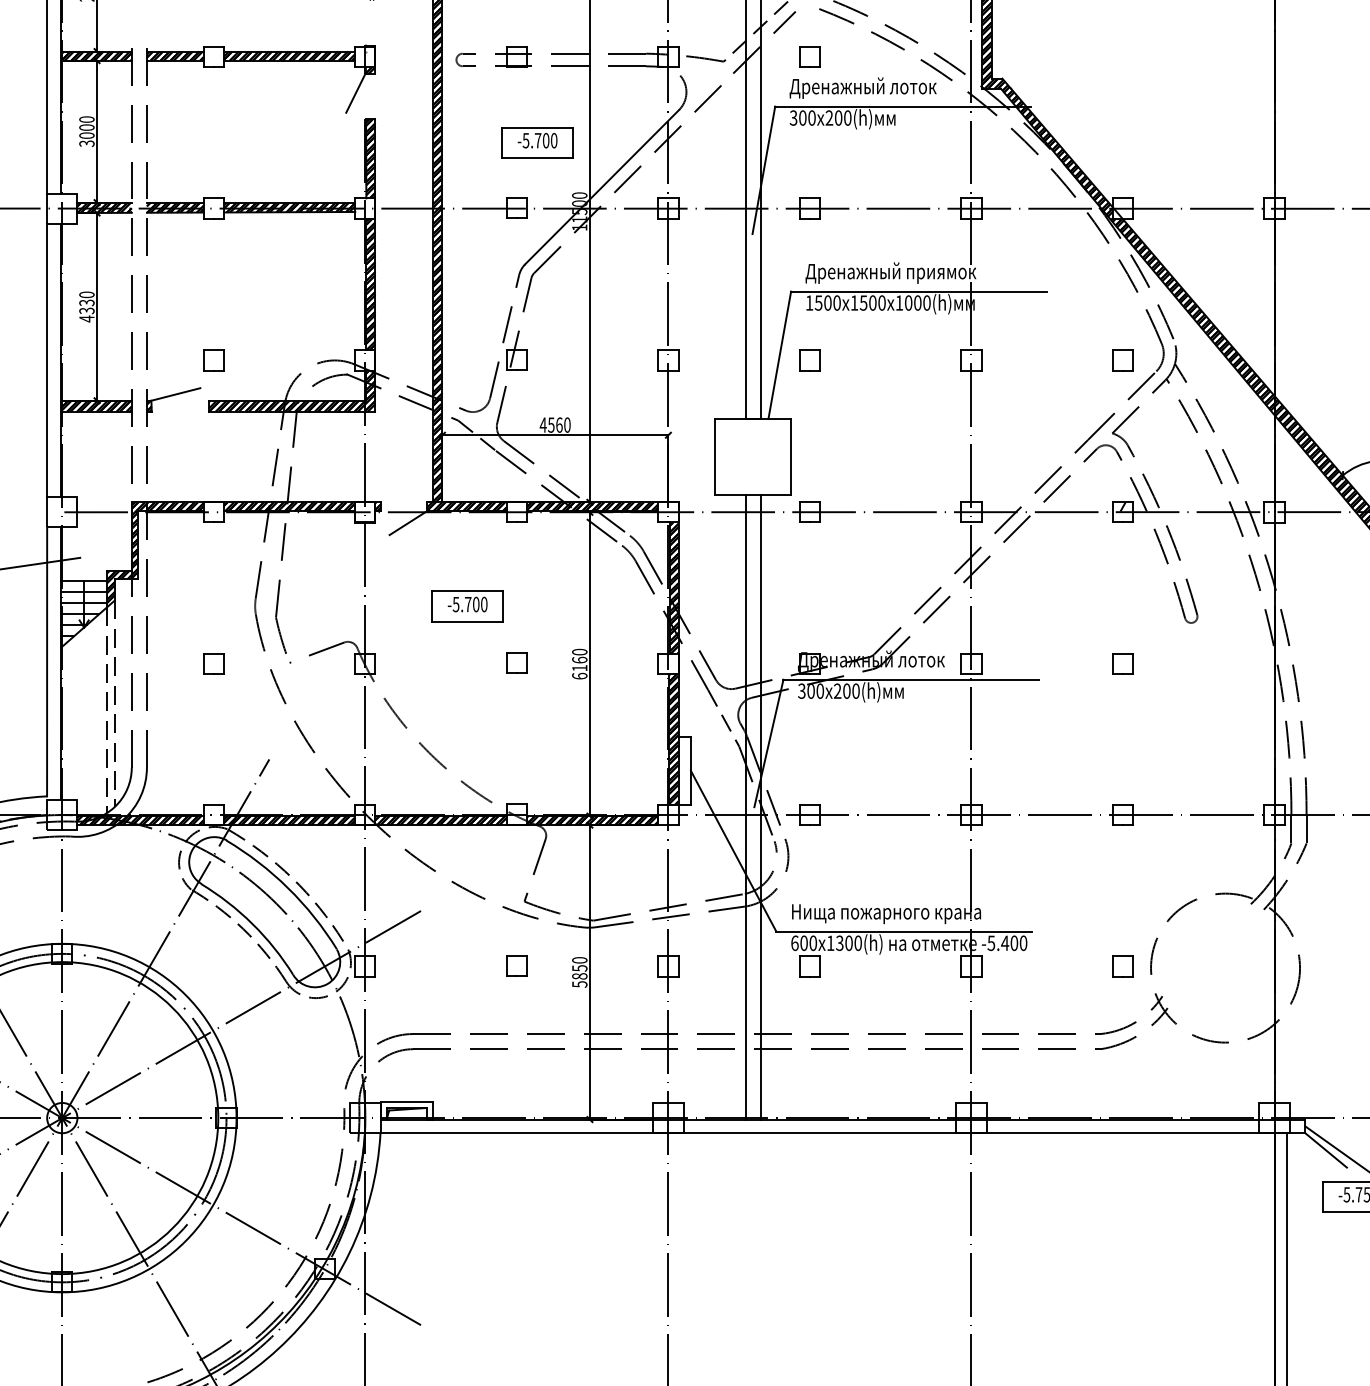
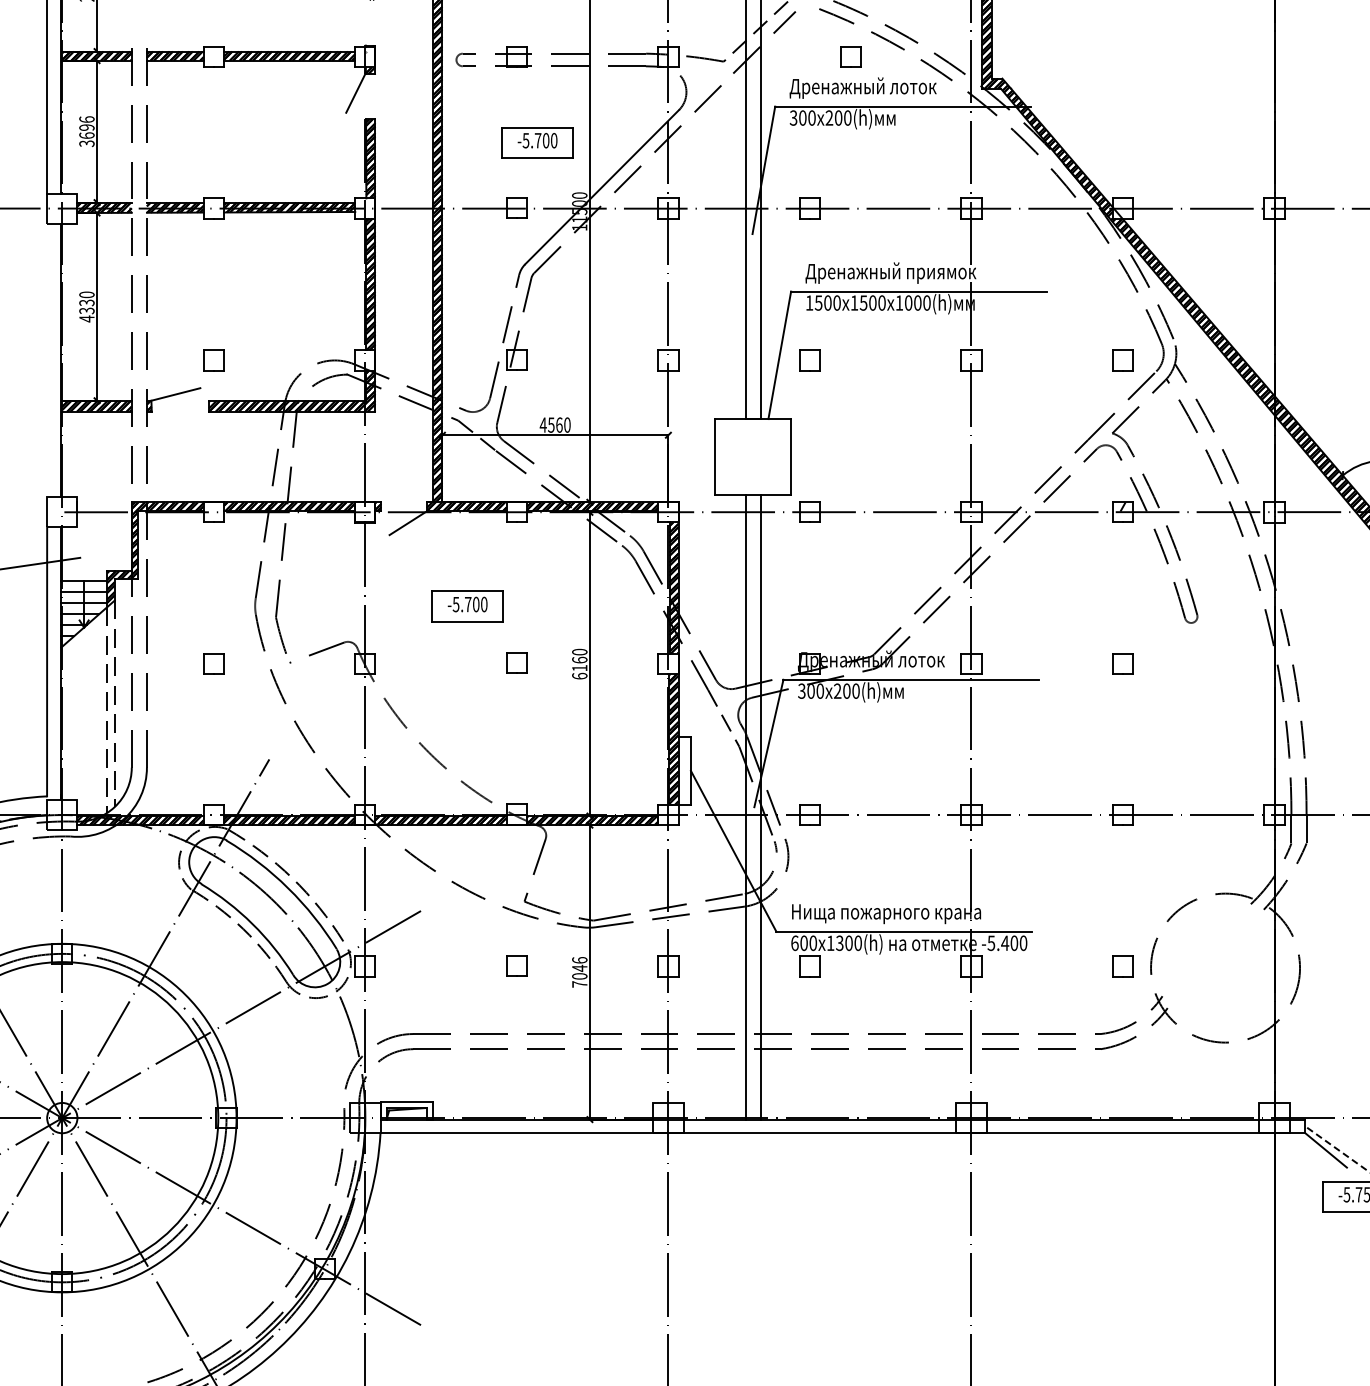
part position: (809, 56) -> (850, 56) (850, 56)
text: 3000 -> 3696 (86, 127)
line: present -> none (47, 360)
text: 5850 -> 7046 (579, 972)
line: solid -> dashed (1337, 1149)
line: present -> none (1287, 1257)
